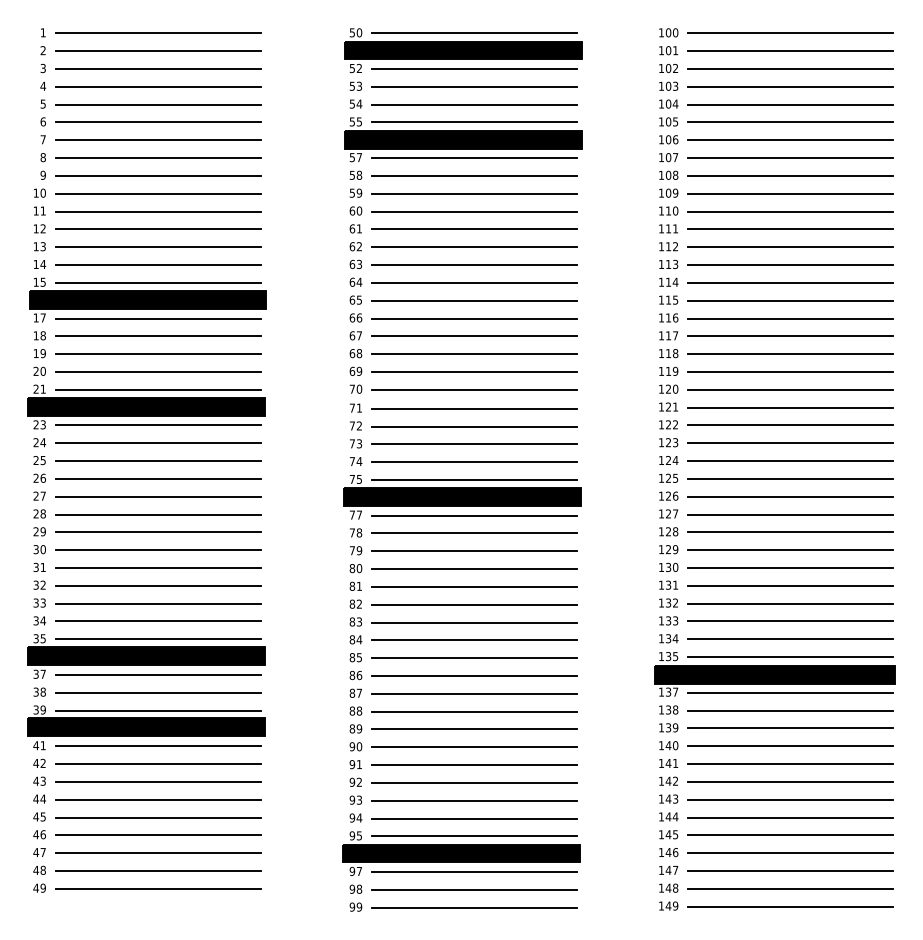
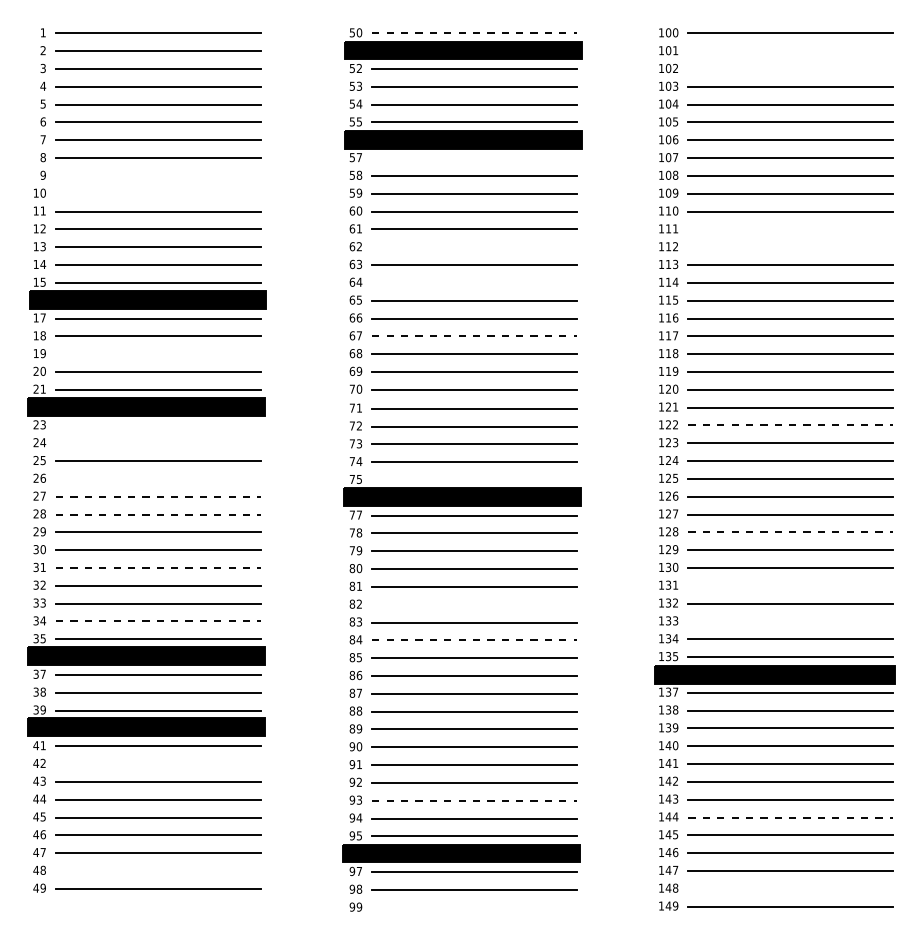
line: solid -> dashed (474, 33)
line: present -> none (790, 51)
line: present -> none (790, 69)
line: present -> none (474, 158)
line: present -> none (158, 175)
line: present -> none (158, 193)
line: present -> none (790, 229)
line: present -> none (474, 247)
line: present -> none (790, 247)
line: present -> none (474, 282)
line: solid -> dashed (474, 336)
line: present -> none (158, 354)
line: present -> none (158, 425)
line: solid -> dashed (791, 425)
line: present -> none (158, 443)
line: present -> none (158, 478)
line: present -> none (474, 479)
line: solid -> dashed (158, 496)
line: solid -> dashed (158, 514)
line: solid -> dashed (791, 532)
line: solid -> dashed (158, 568)
line: present -> none (790, 585)
line: present -> none (474, 604)
line: solid -> dashed (158, 621)
line: present -> none (790, 621)
line: solid -> dashed (474, 640)
line: present -> none (158, 763)
line: solid -> dashed (474, 800)
line: solid -> dashed (791, 817)
line: present -> none (158, 870)
line: present -> none (790, 888)
line: present -> none (474, 907)
